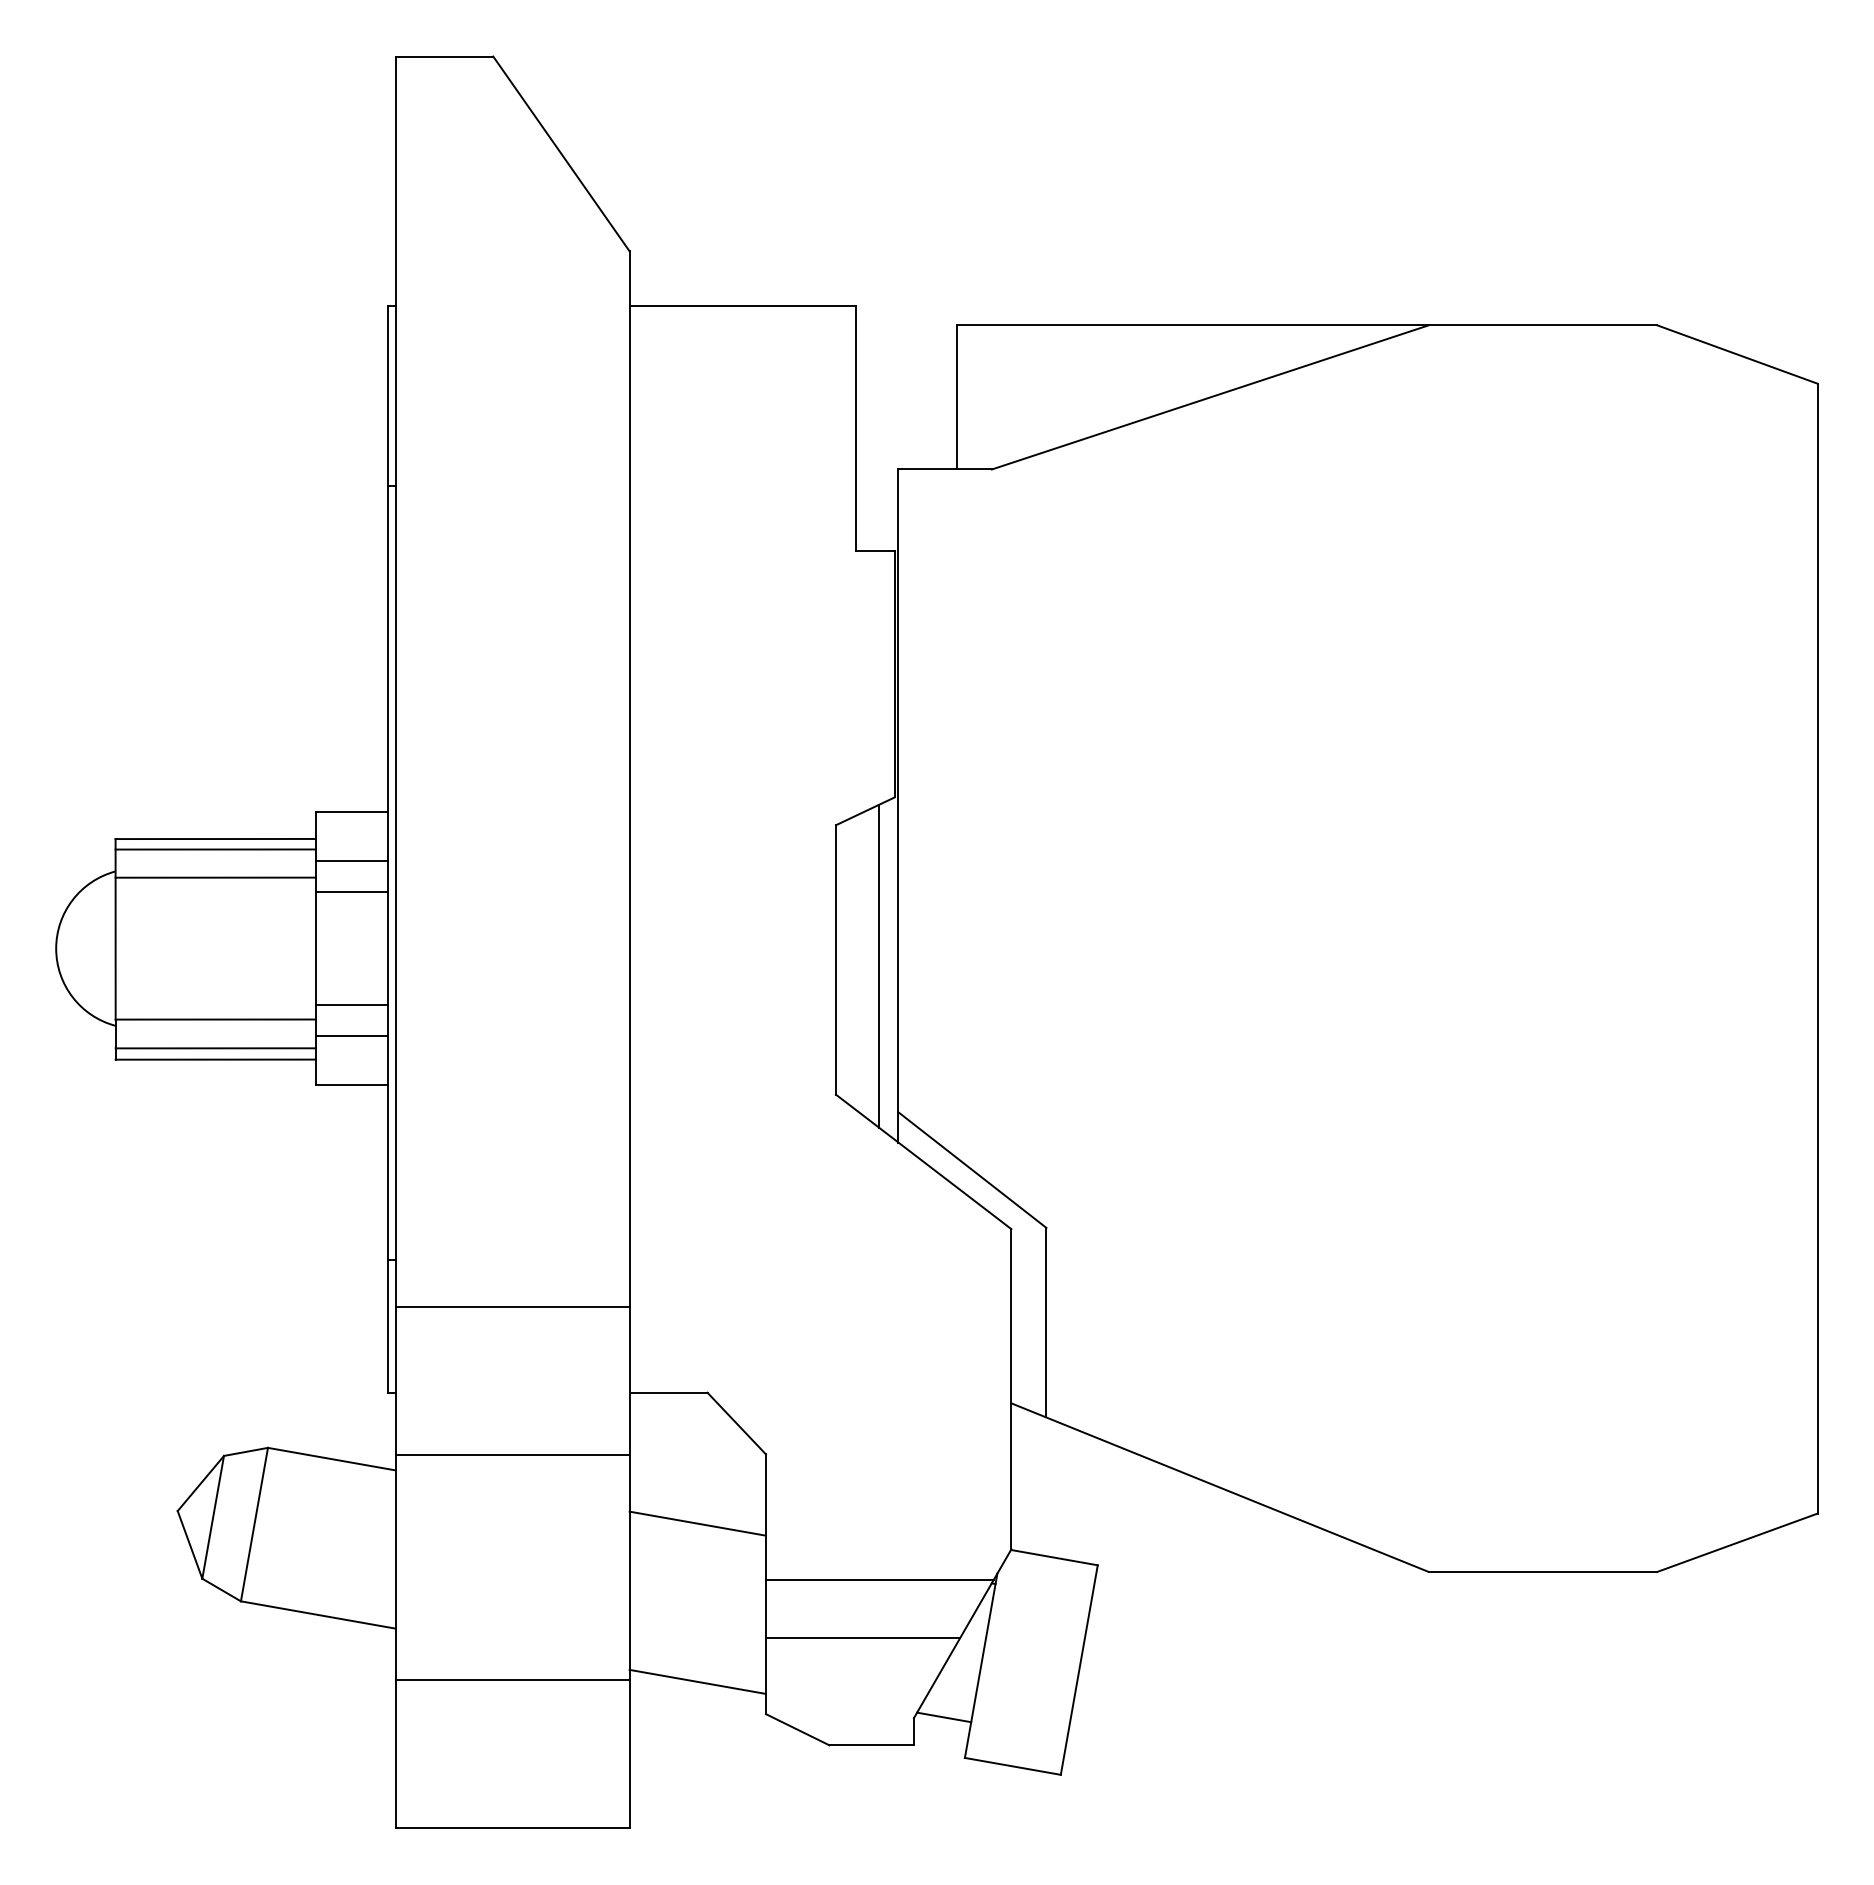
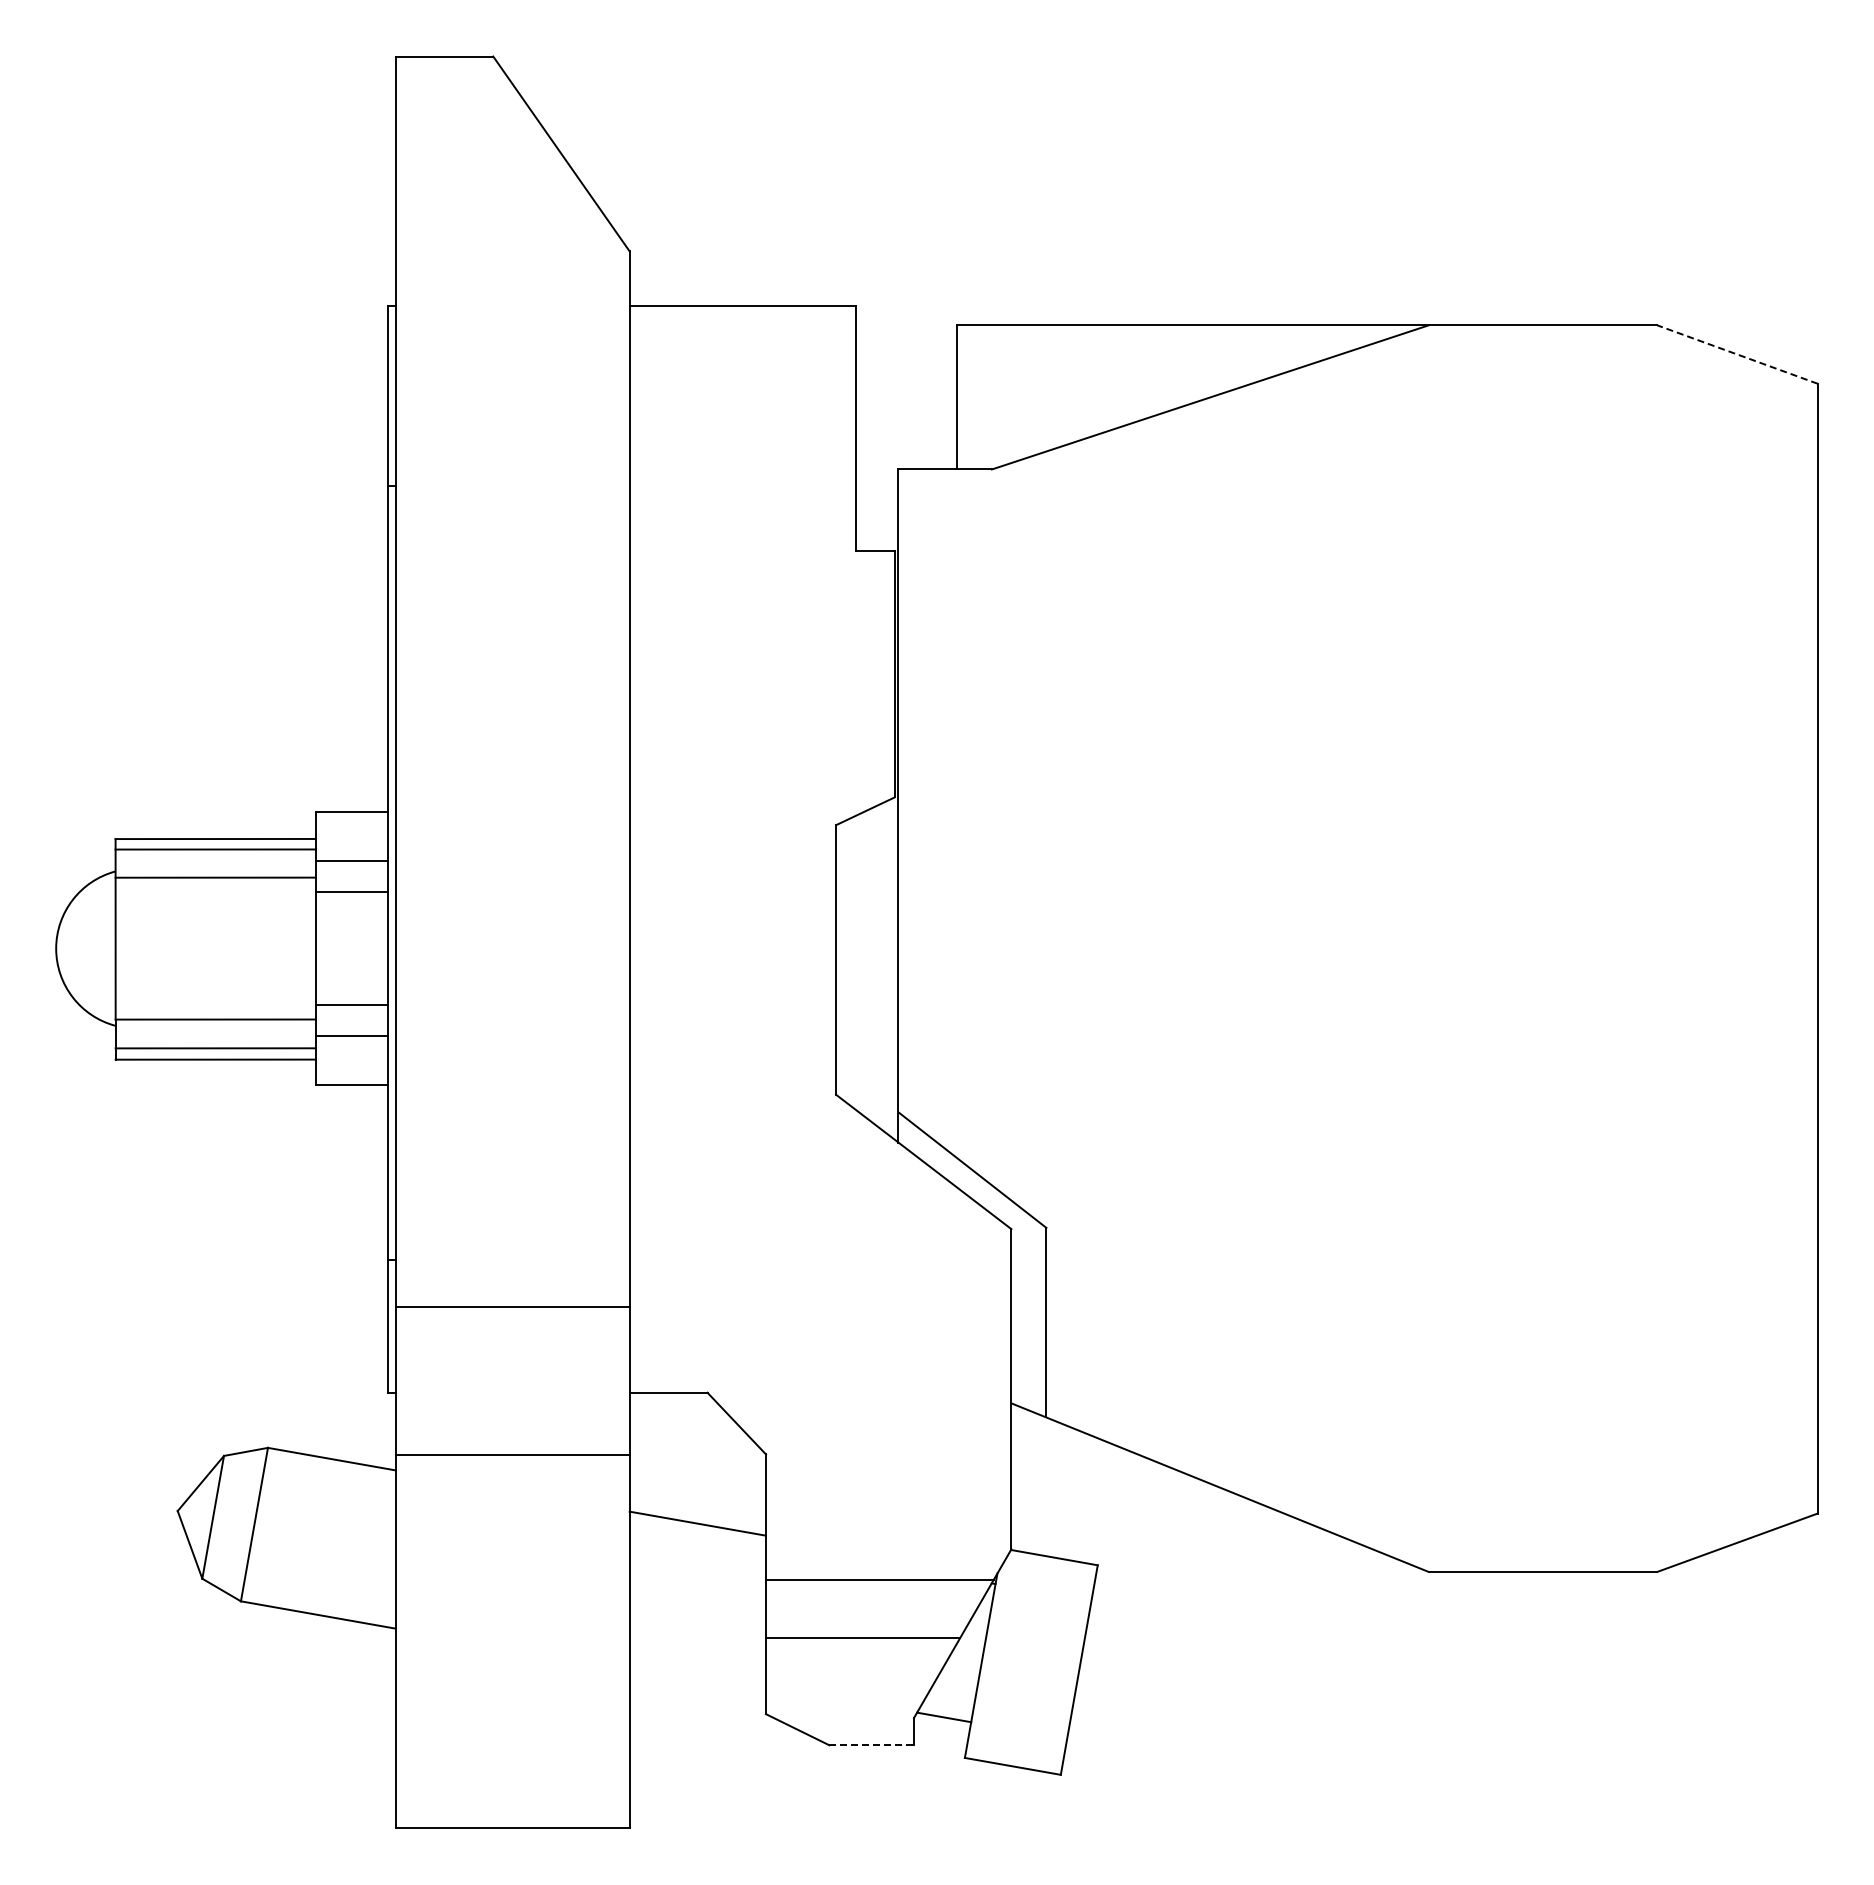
line: solid -> dashed (1737, 354)
line: present -> none (878, 965)
line: present -> none (512, 1680)
line: present -> none (697, 1681)
line: solid -> dashed (872, 1745)
